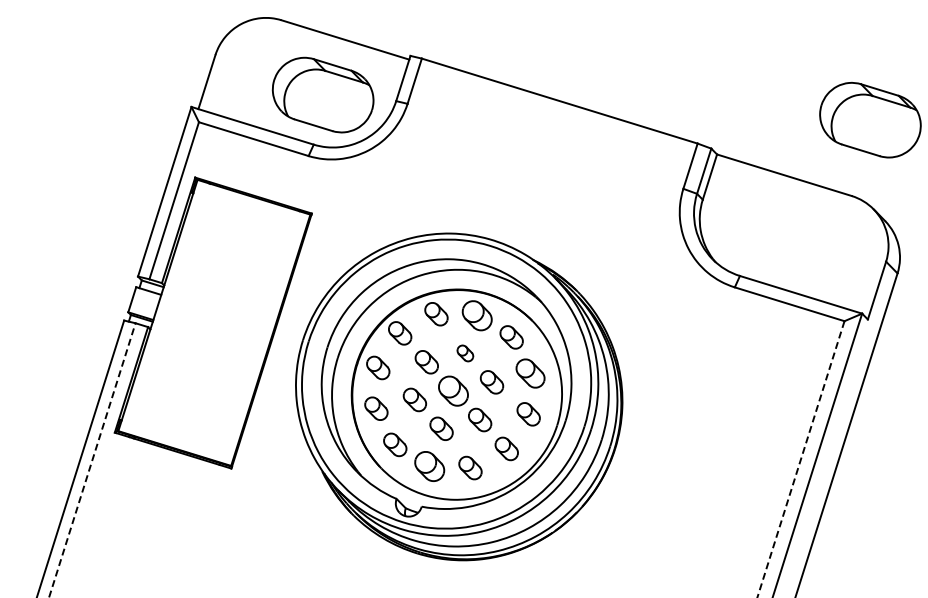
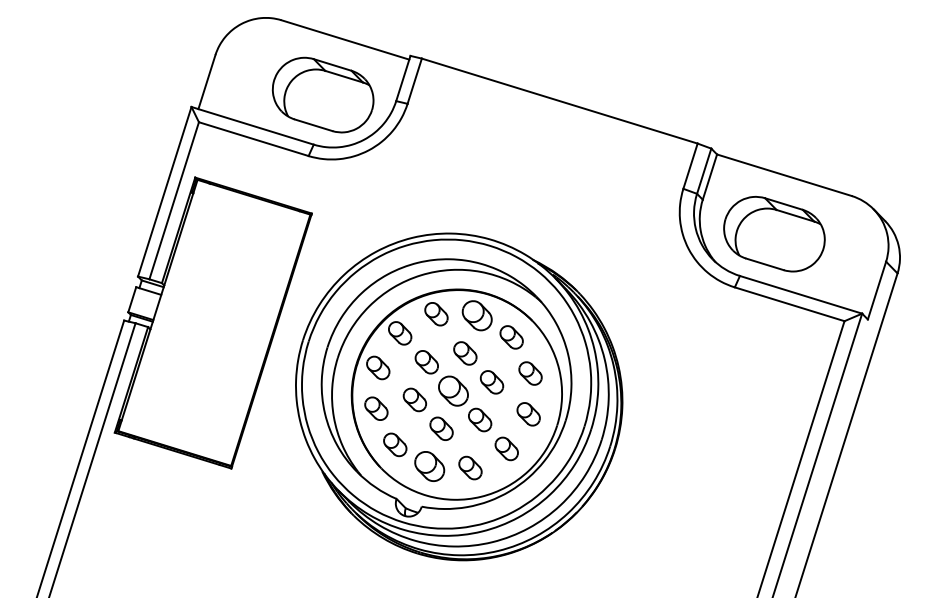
part position: (870, 120) -> (774, 234) (774, 234)
part size: 19x19 px -> 25x25 px (465, 353)
part size: 31x31 px -> 25x25 px (530, 373)
line: dashed -> solid (800, 459)
line: dashed -> solid (92, 460)
